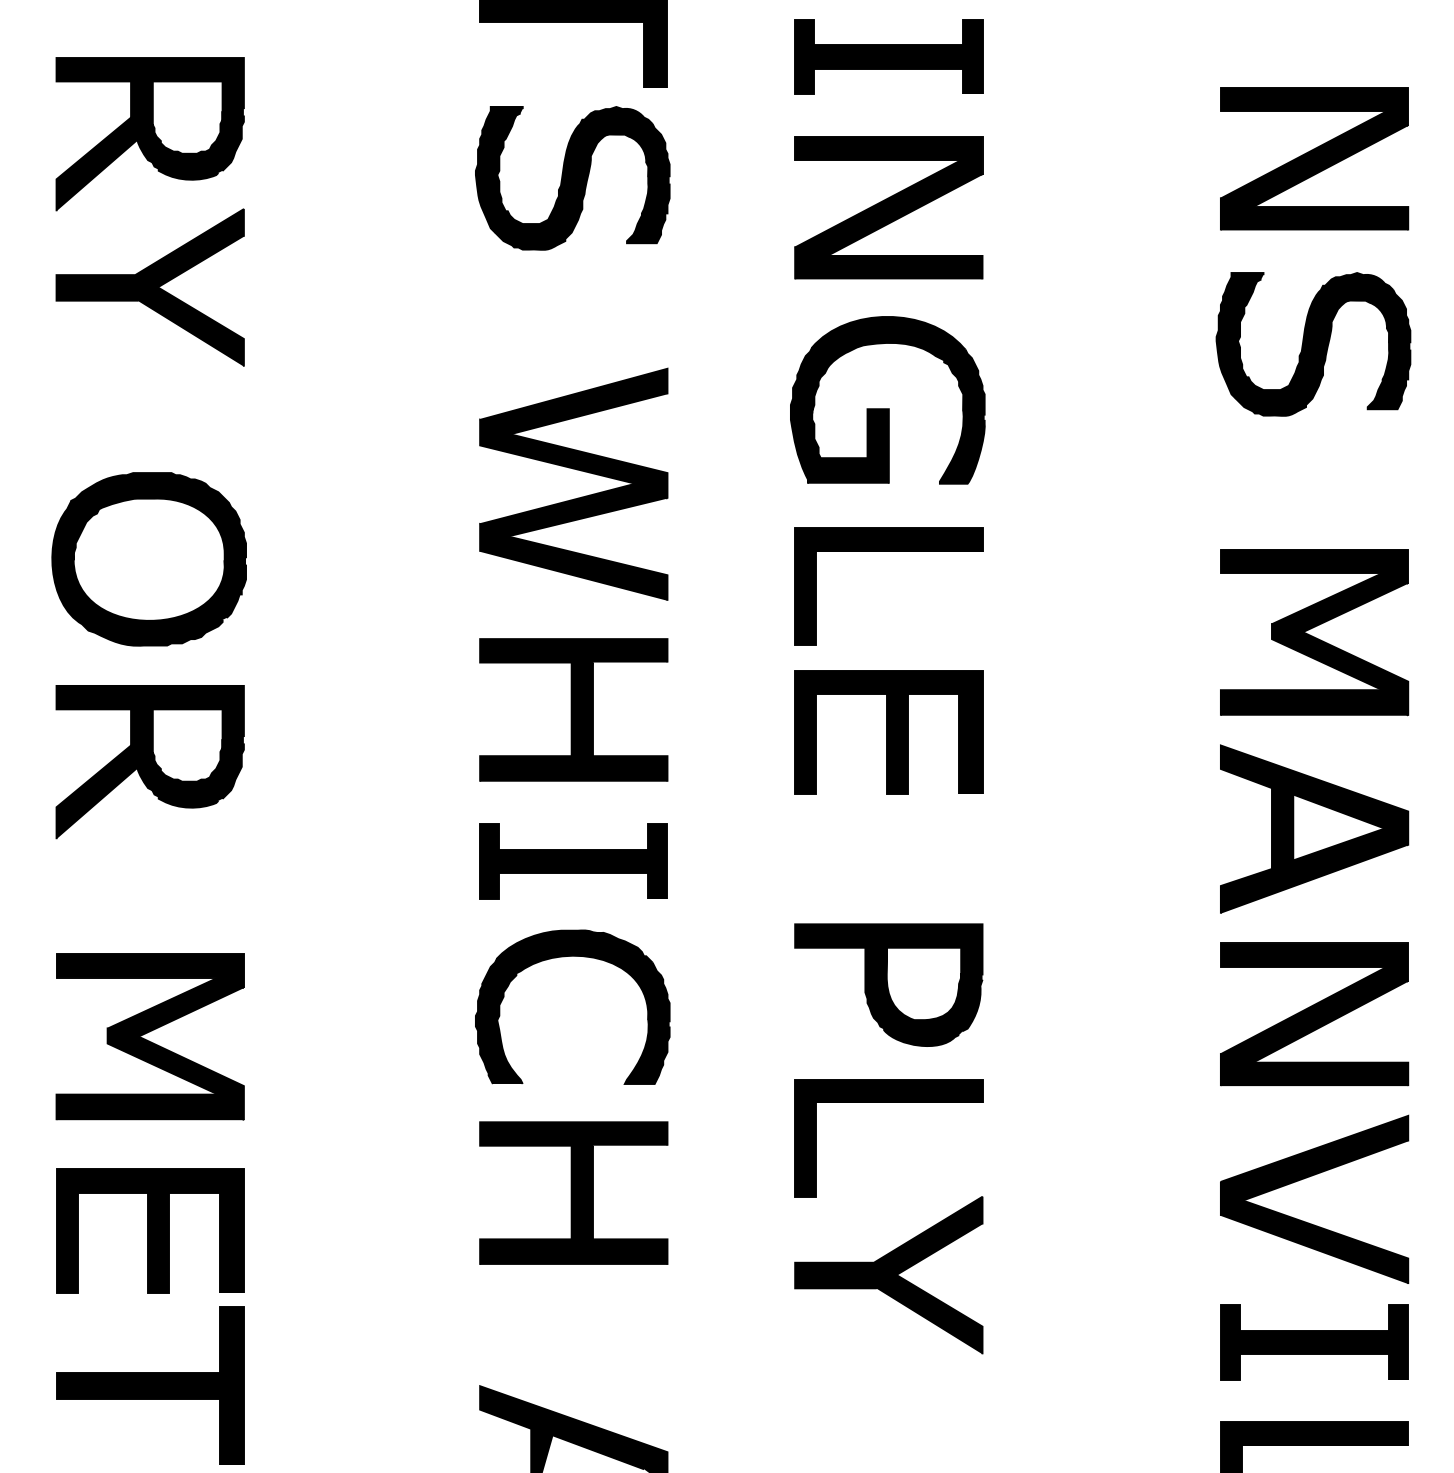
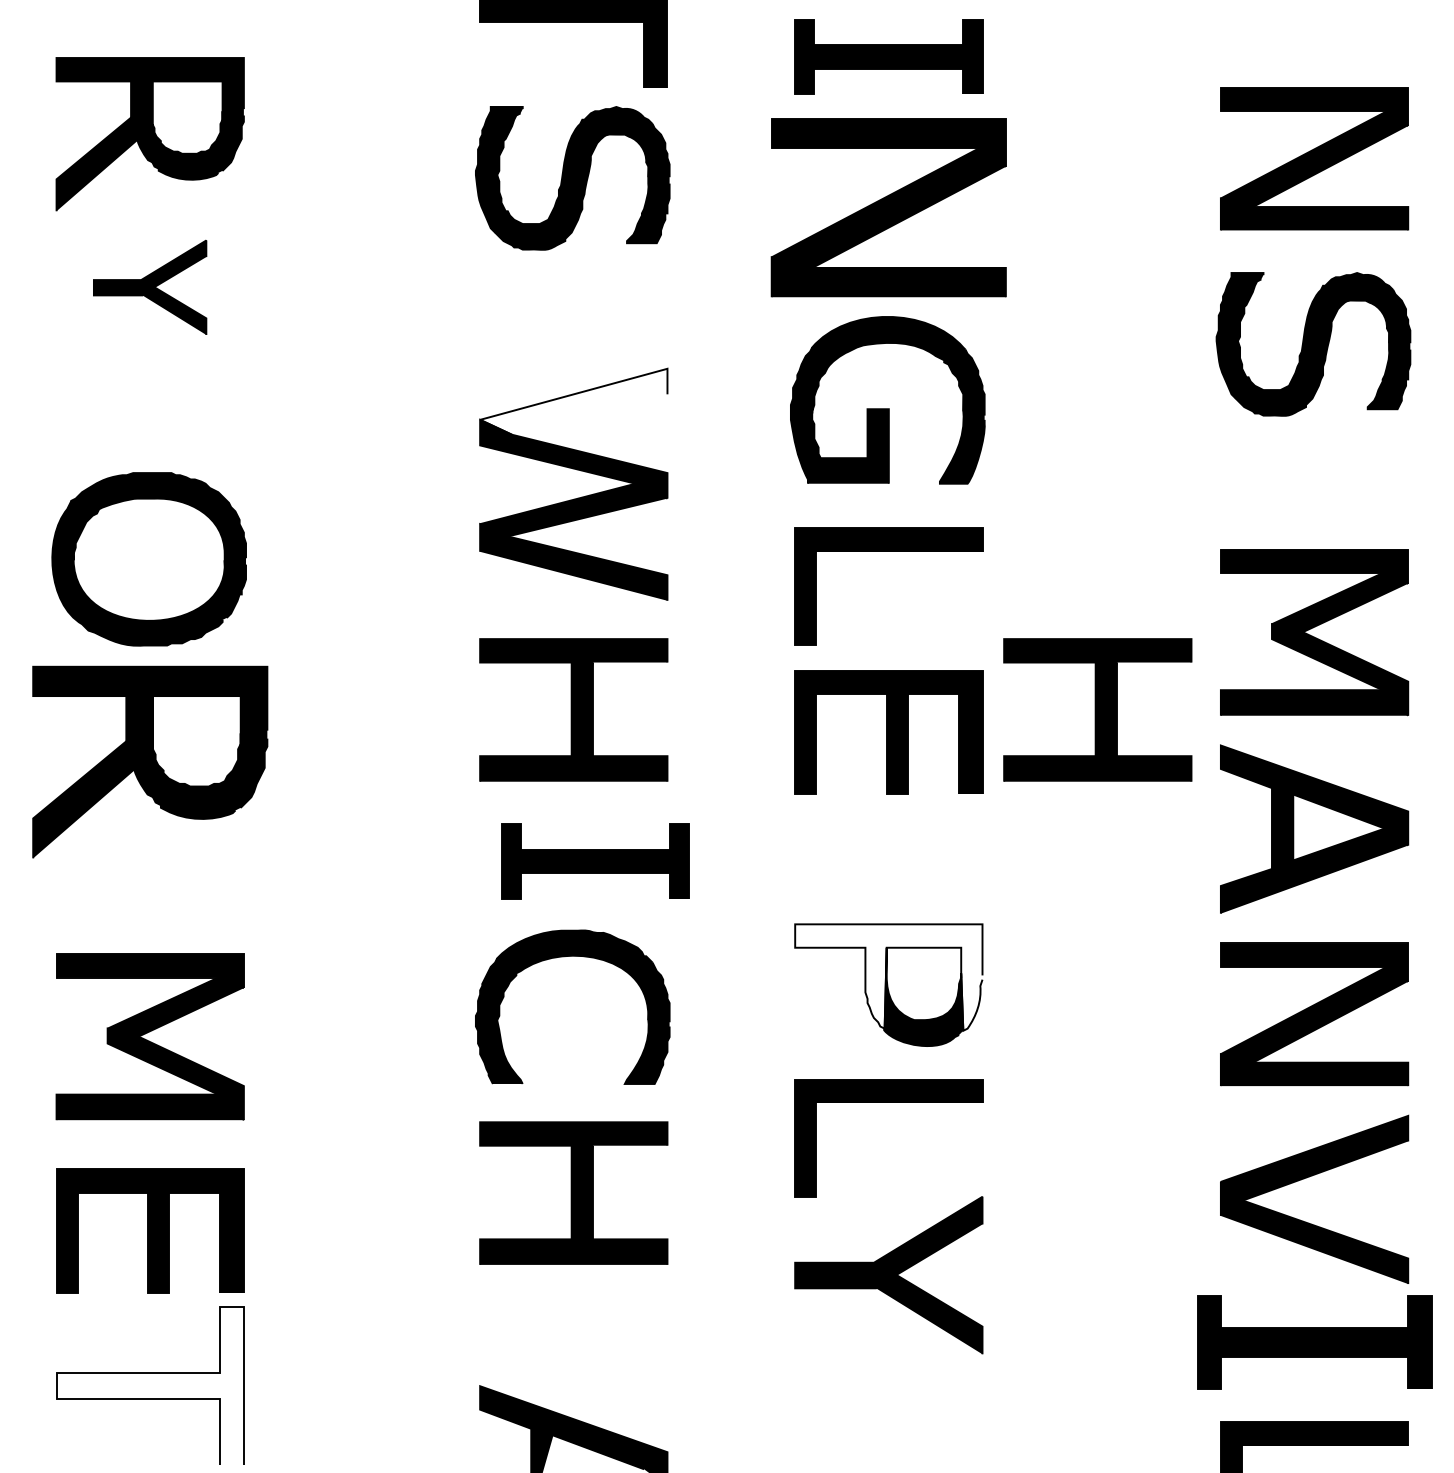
part size: 190x144 px -> 237x180 px (888, 207)
part size: 190x159 px -> 115x96 px (150, 286)
fill: present -> none (573, 401)
part: none -> present (1097, 709)
part size: 190x155 px -> 237x194 px (150, 761)
part position: (573, 861) -> (595, 861) (595, 861)
fill: present -> none (888, 977)
part size: 189x77 px -> 236x95 px (1314, 1342)
fill: present -> none (149, 1385)
